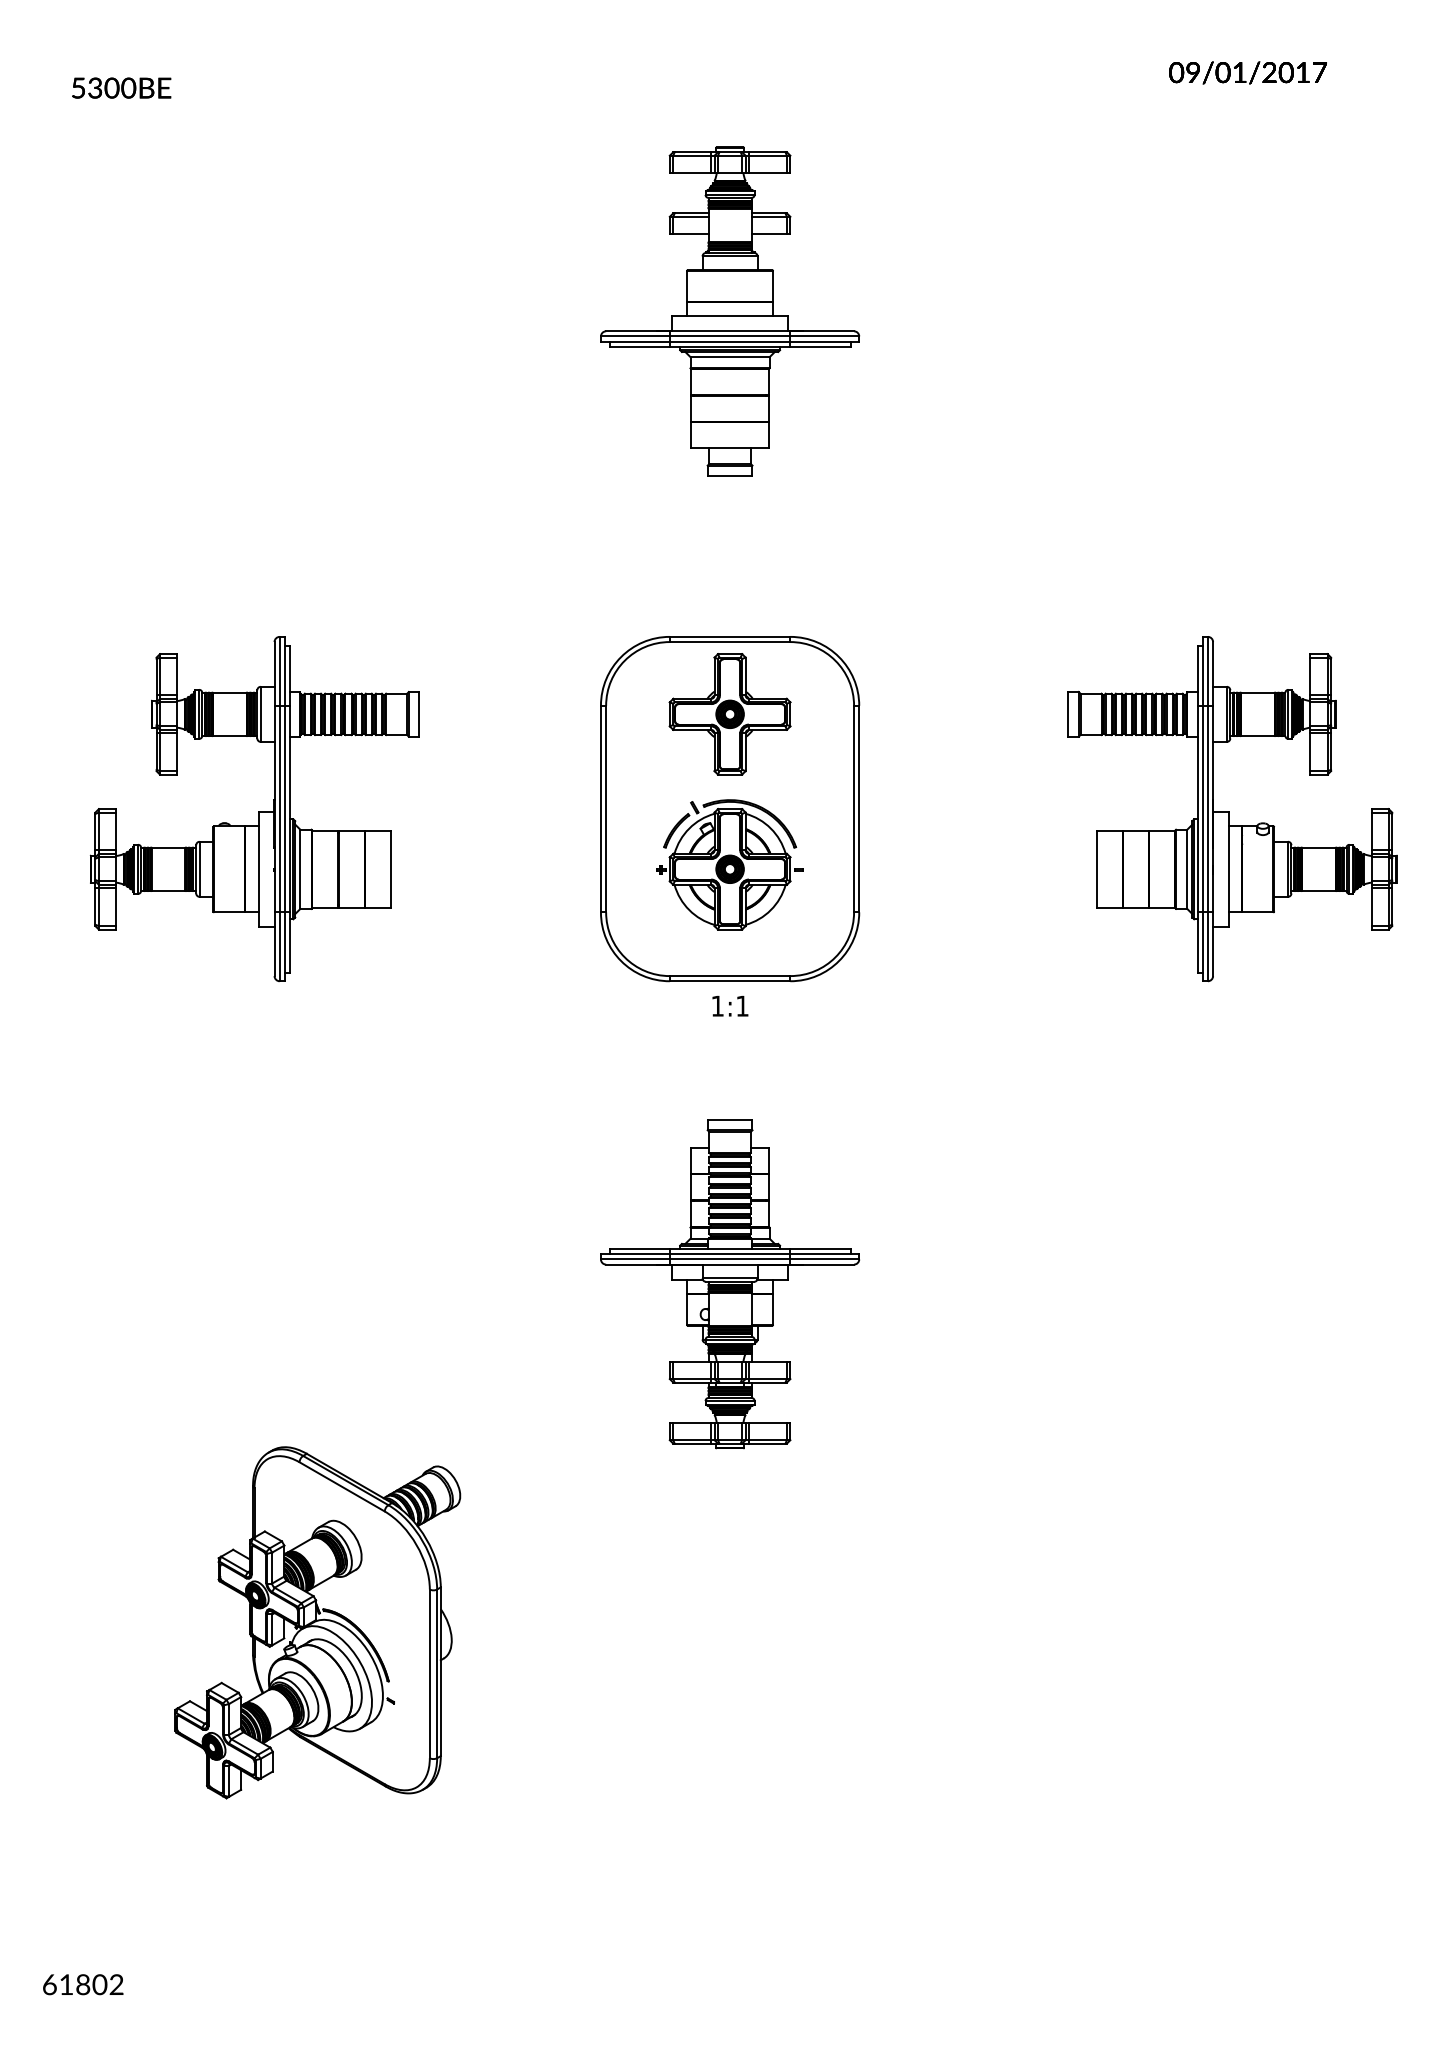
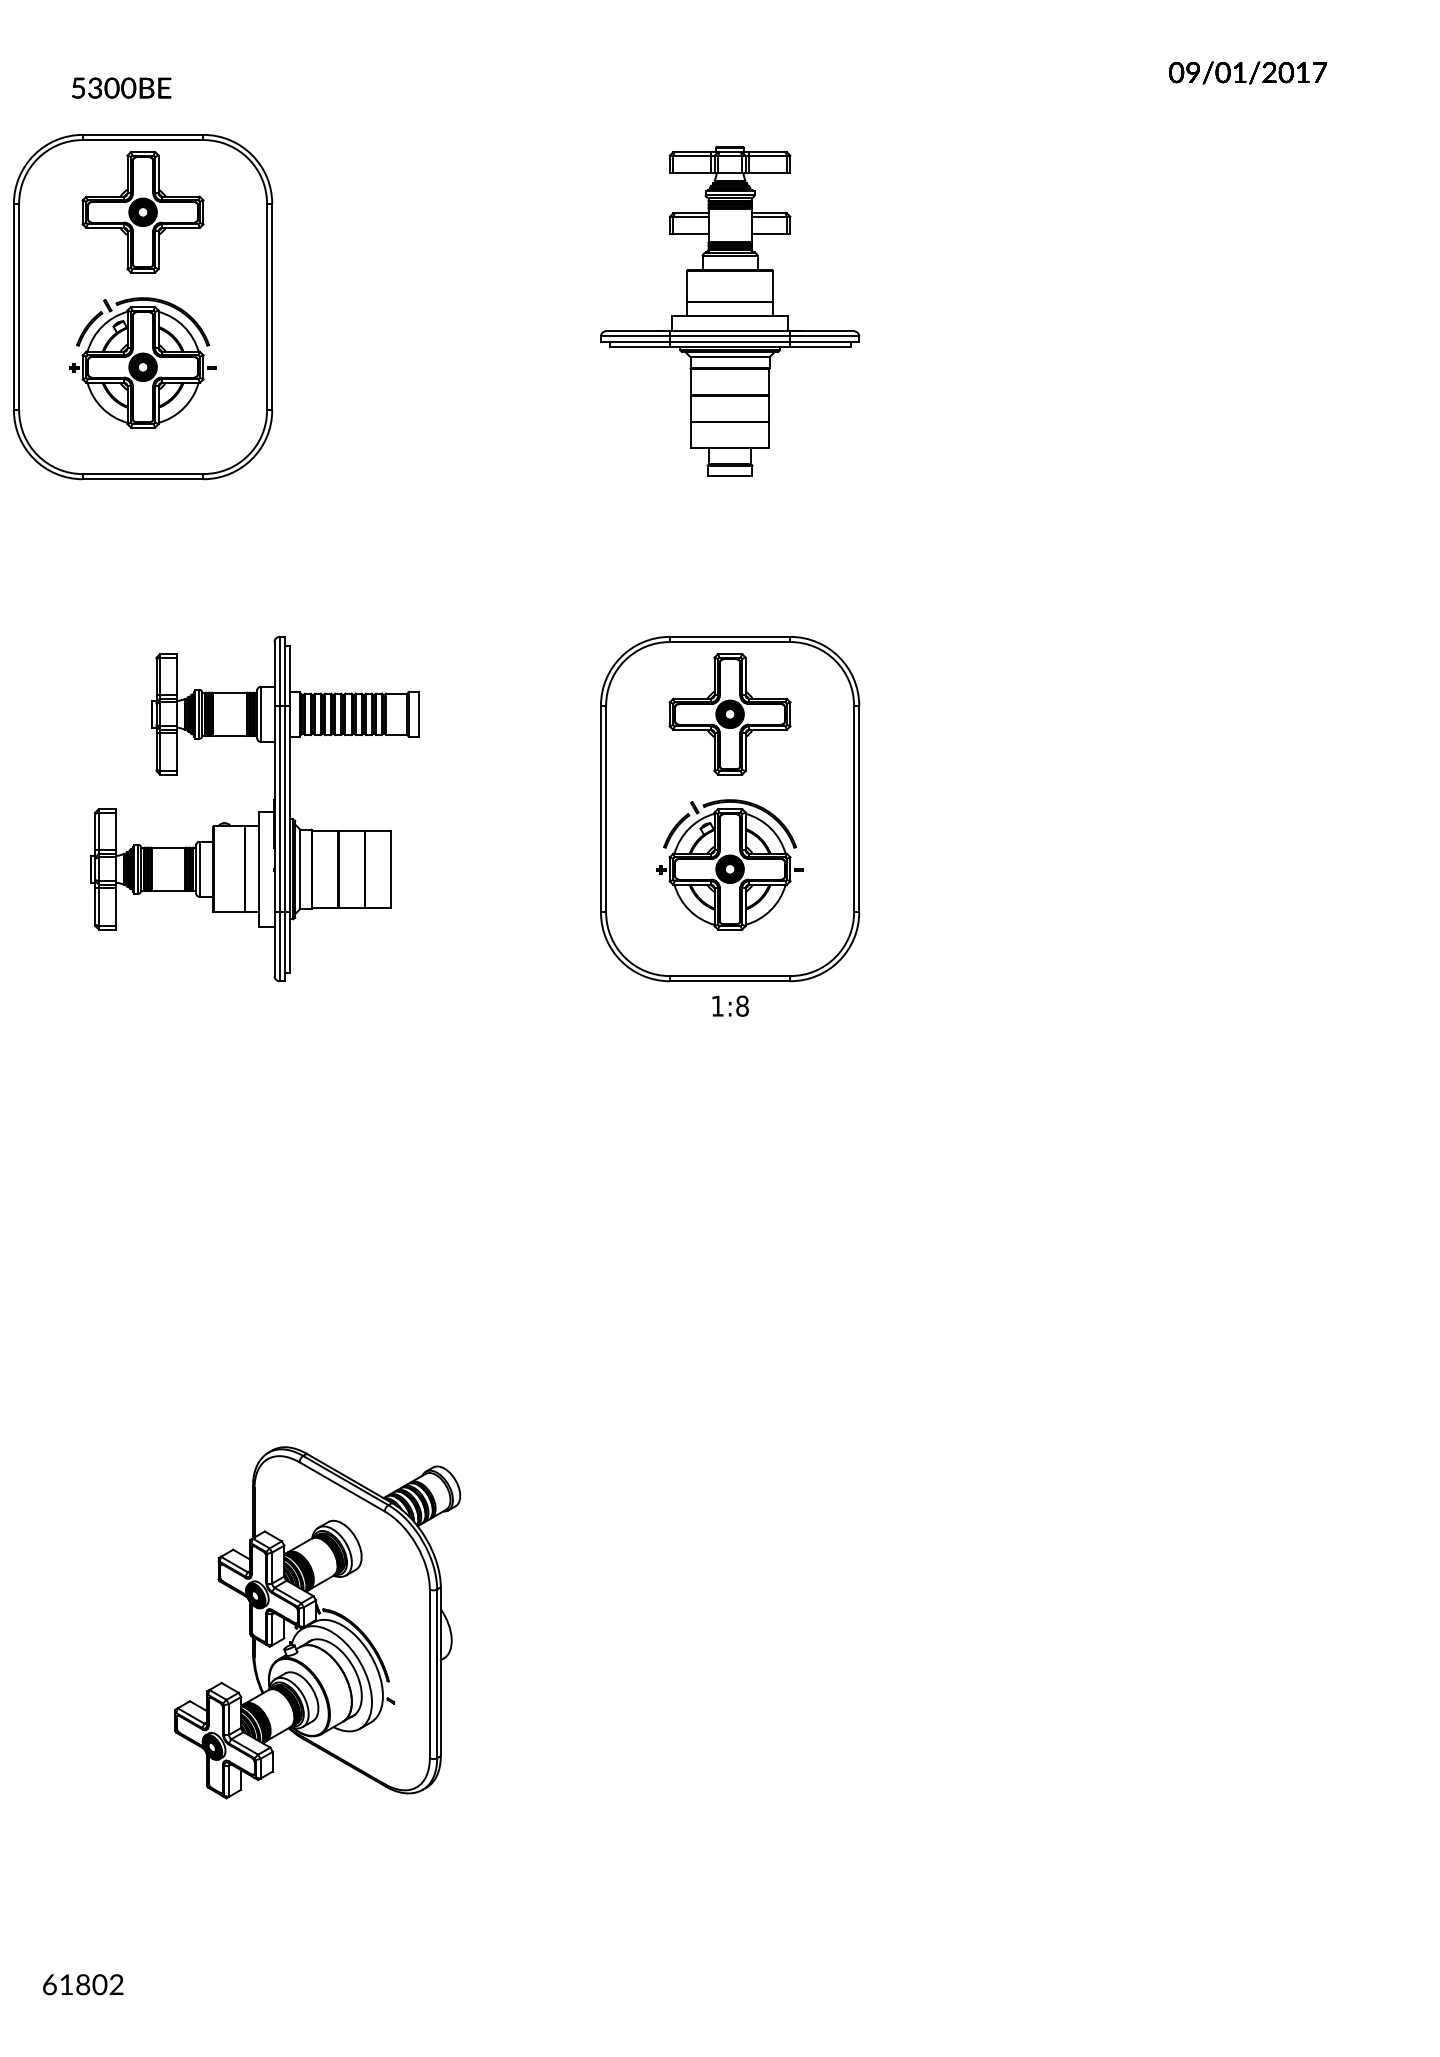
part: none -> present (143, 307)
part: present -> none (1232, 809)
text: 1:1 -> 1:8 (742, 1005)
part: present -> none (730, 1284)
